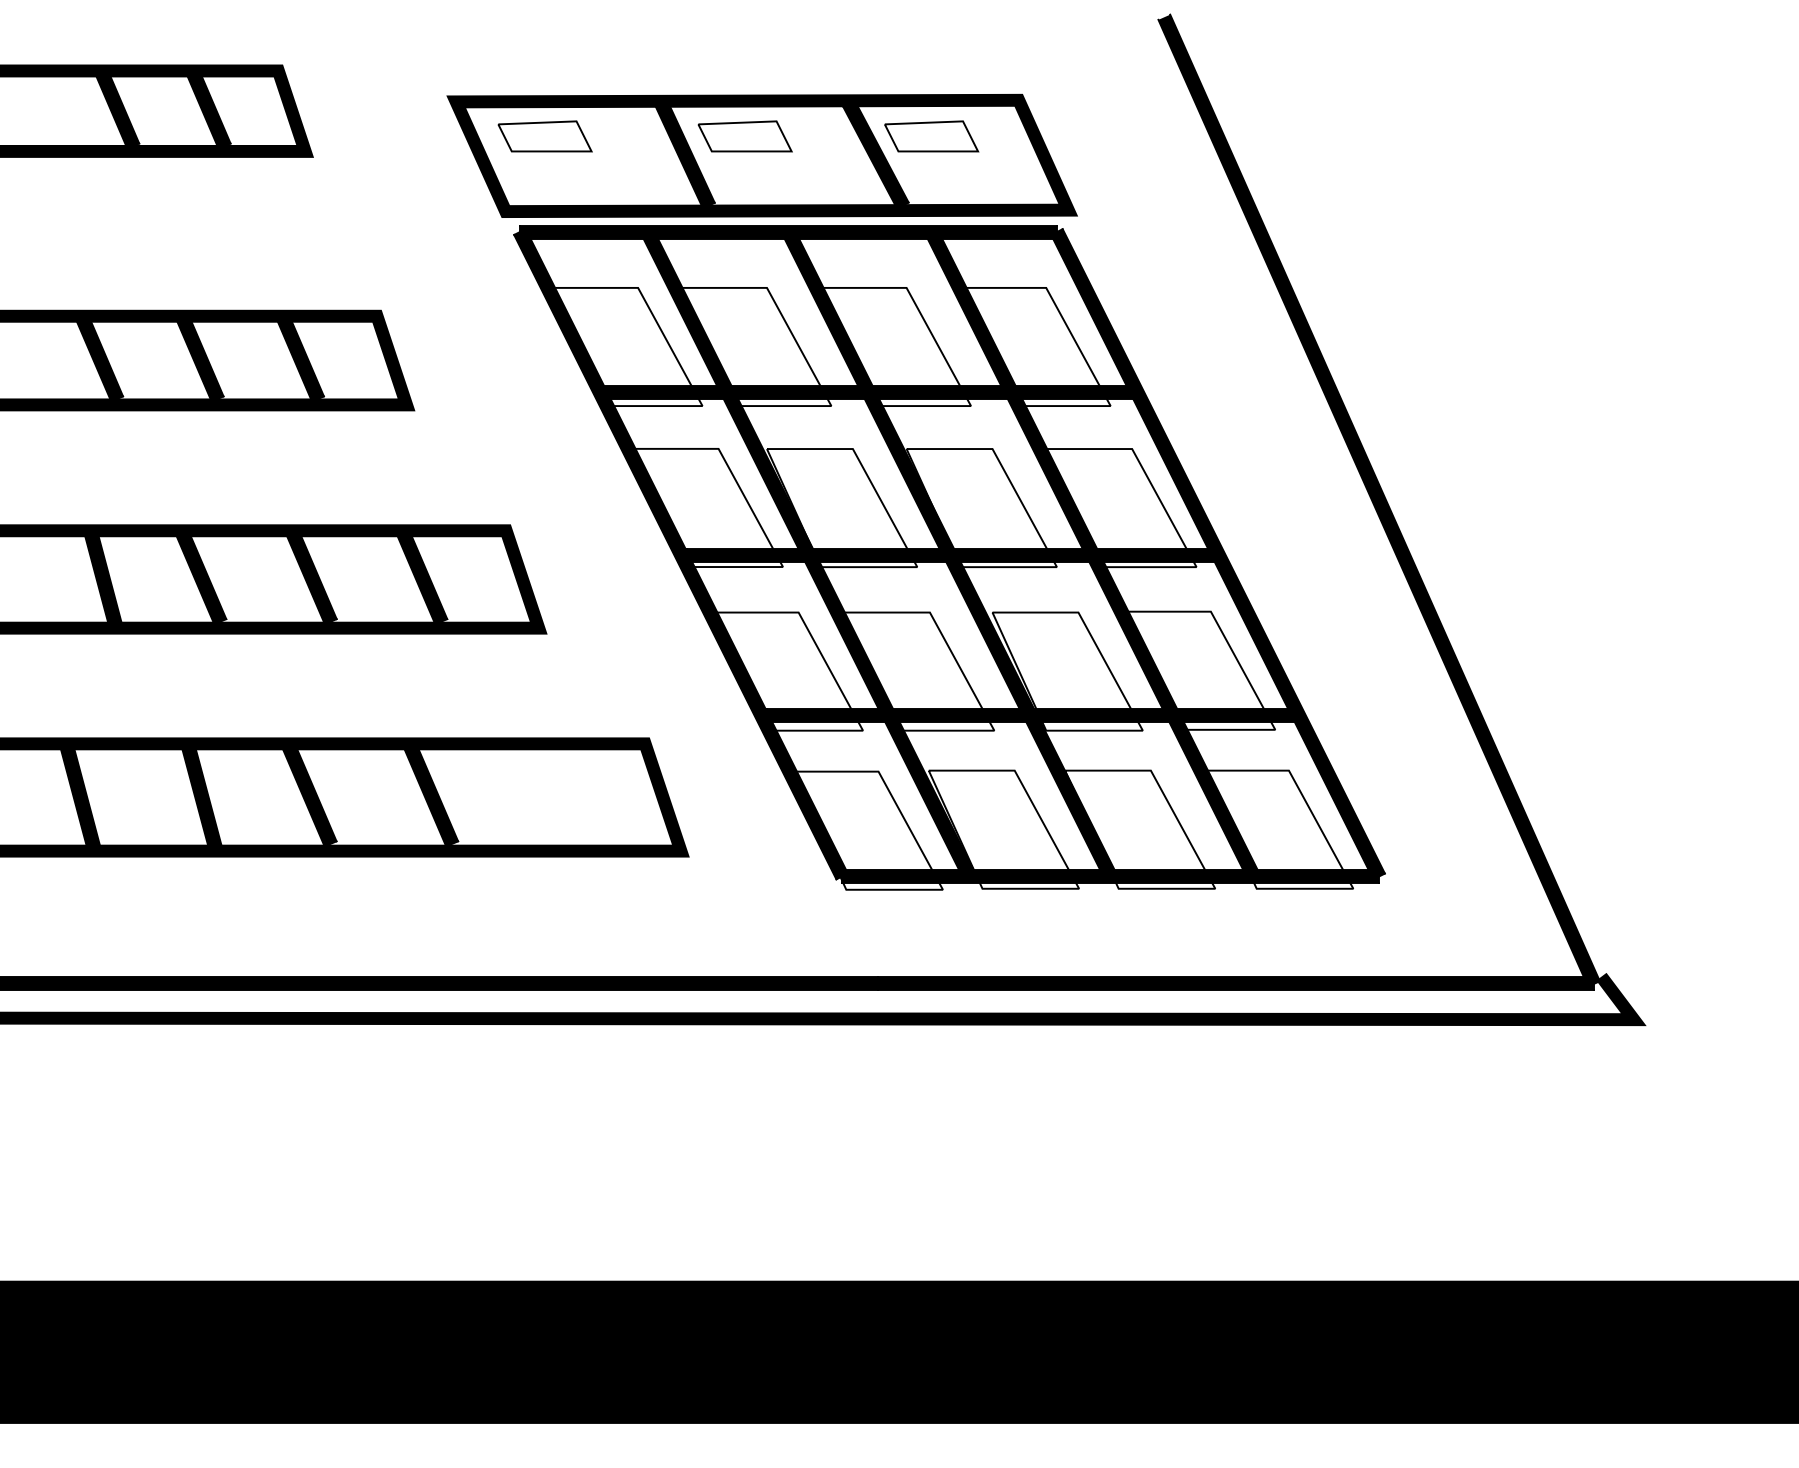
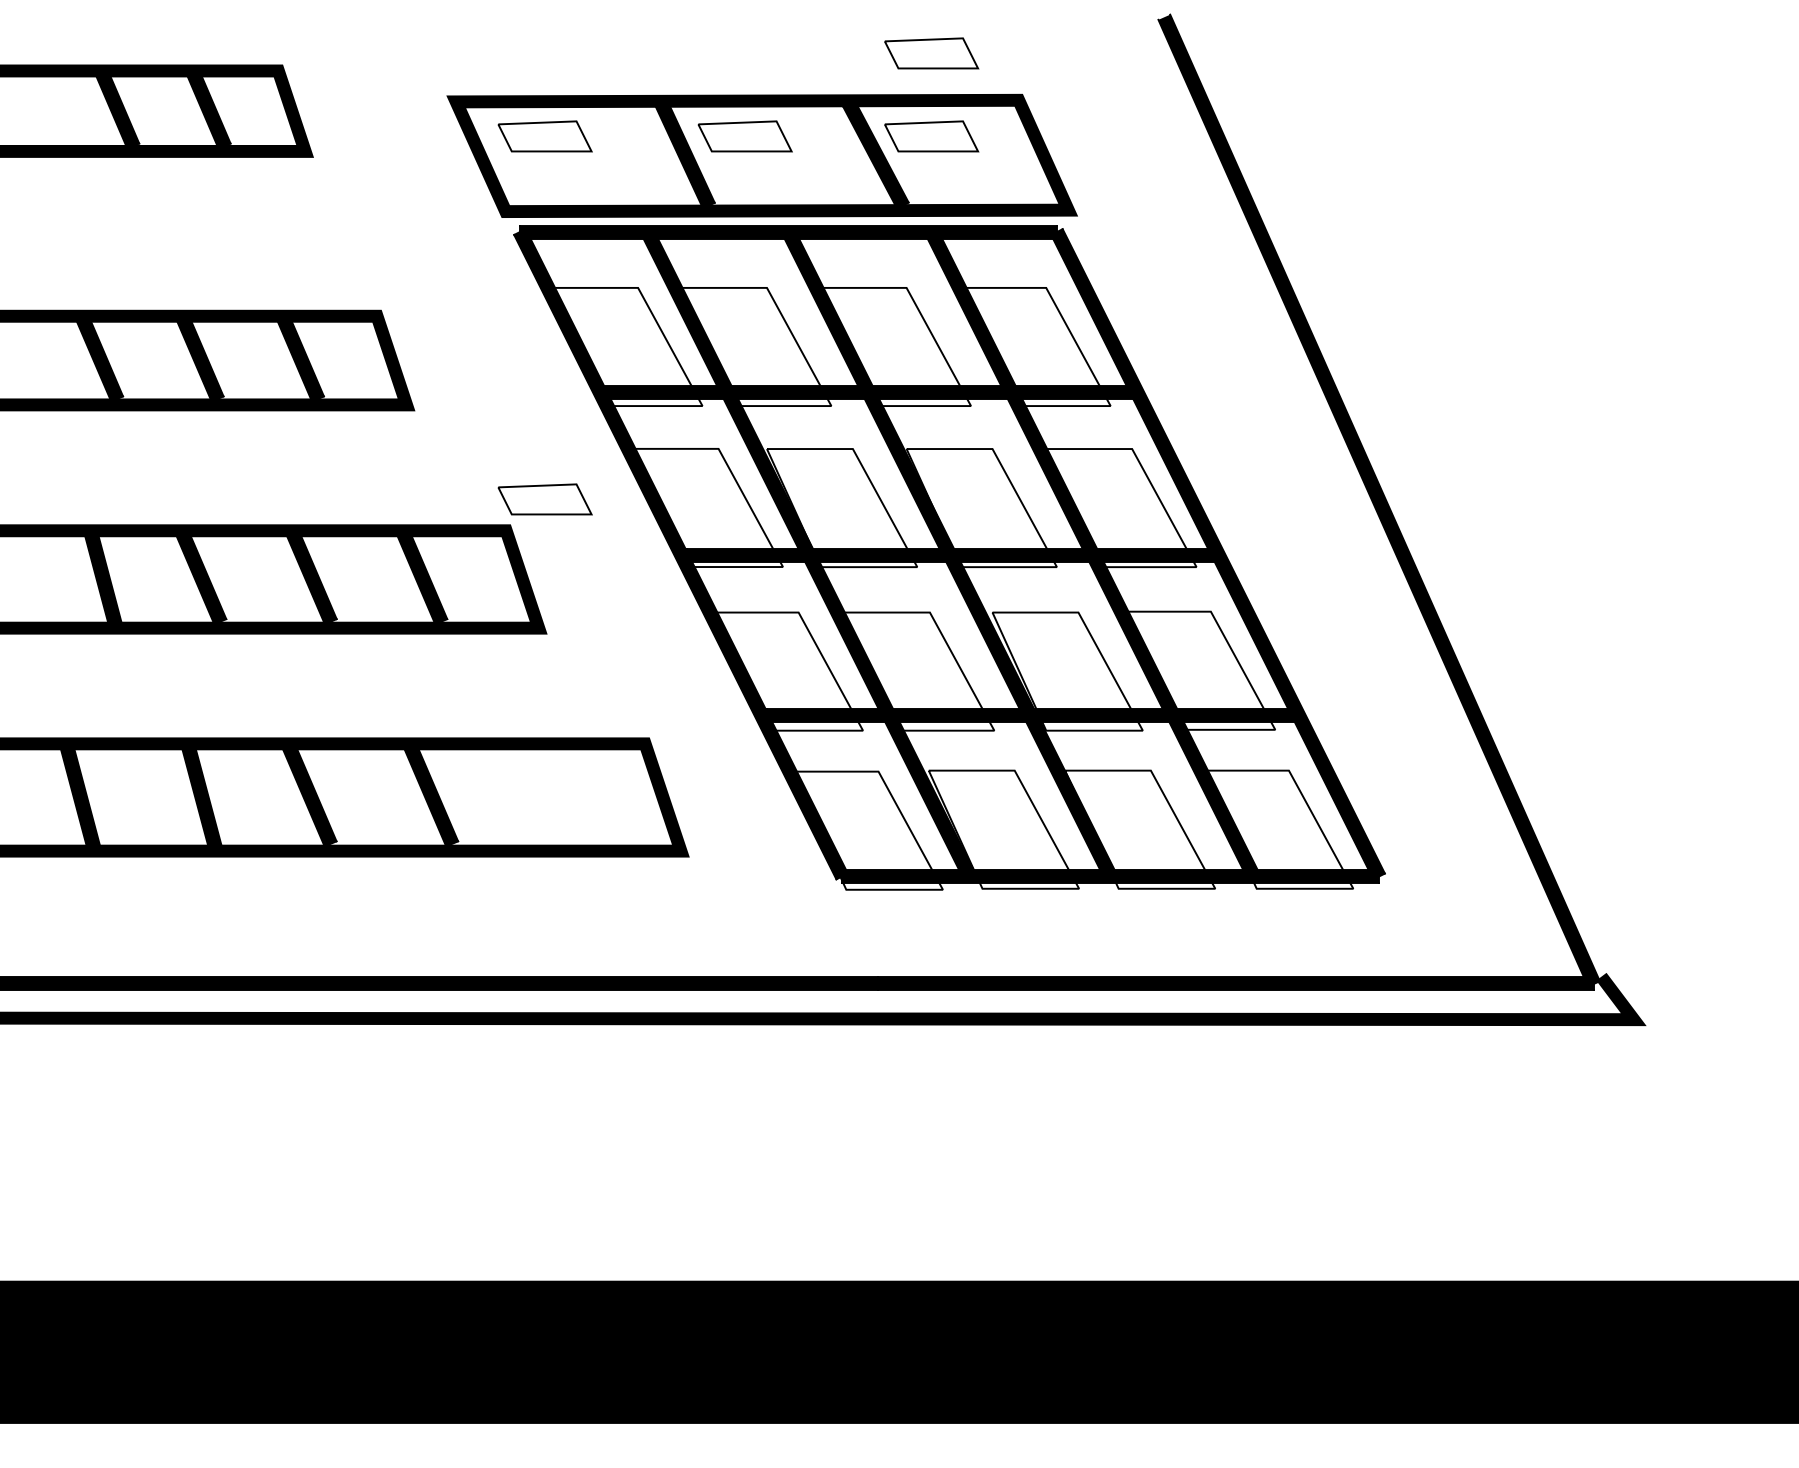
part: none -> present (931, 53)
part: none -> present (544, 499)
